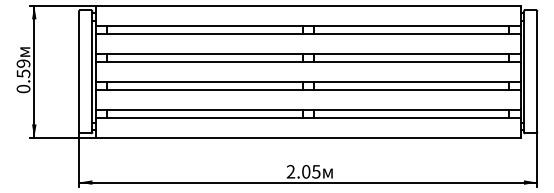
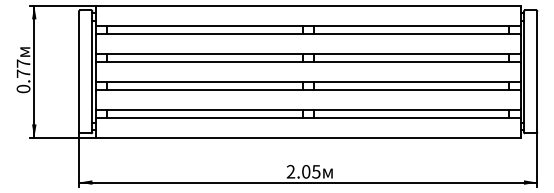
text: 0.59 -> 0.77 (23, 68)
